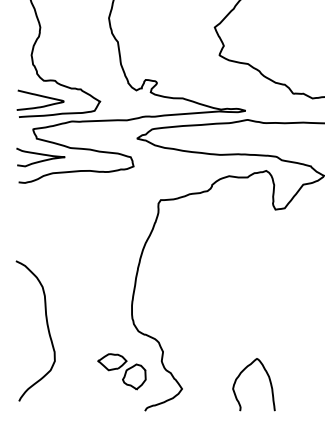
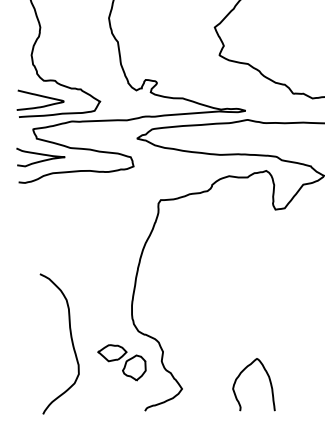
curve position: (47, 330) -> (71, 343) (71, 343)
part position: (121, 371) -> (121, 362) (121, 362)
